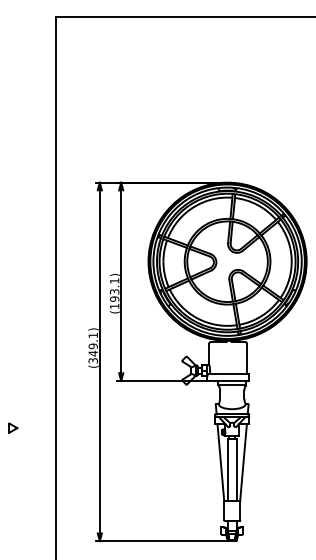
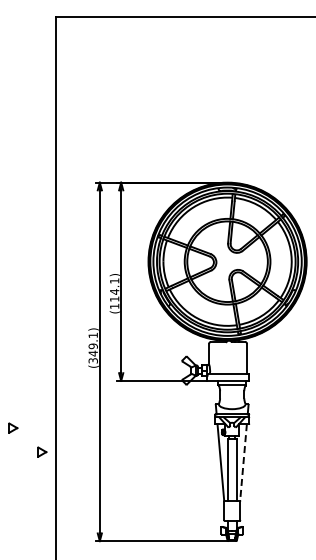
text: (193.1) -> (114.1) (114, 295)
part: none -> present (42, 451)
line: solid -> dashed (243, 462)
